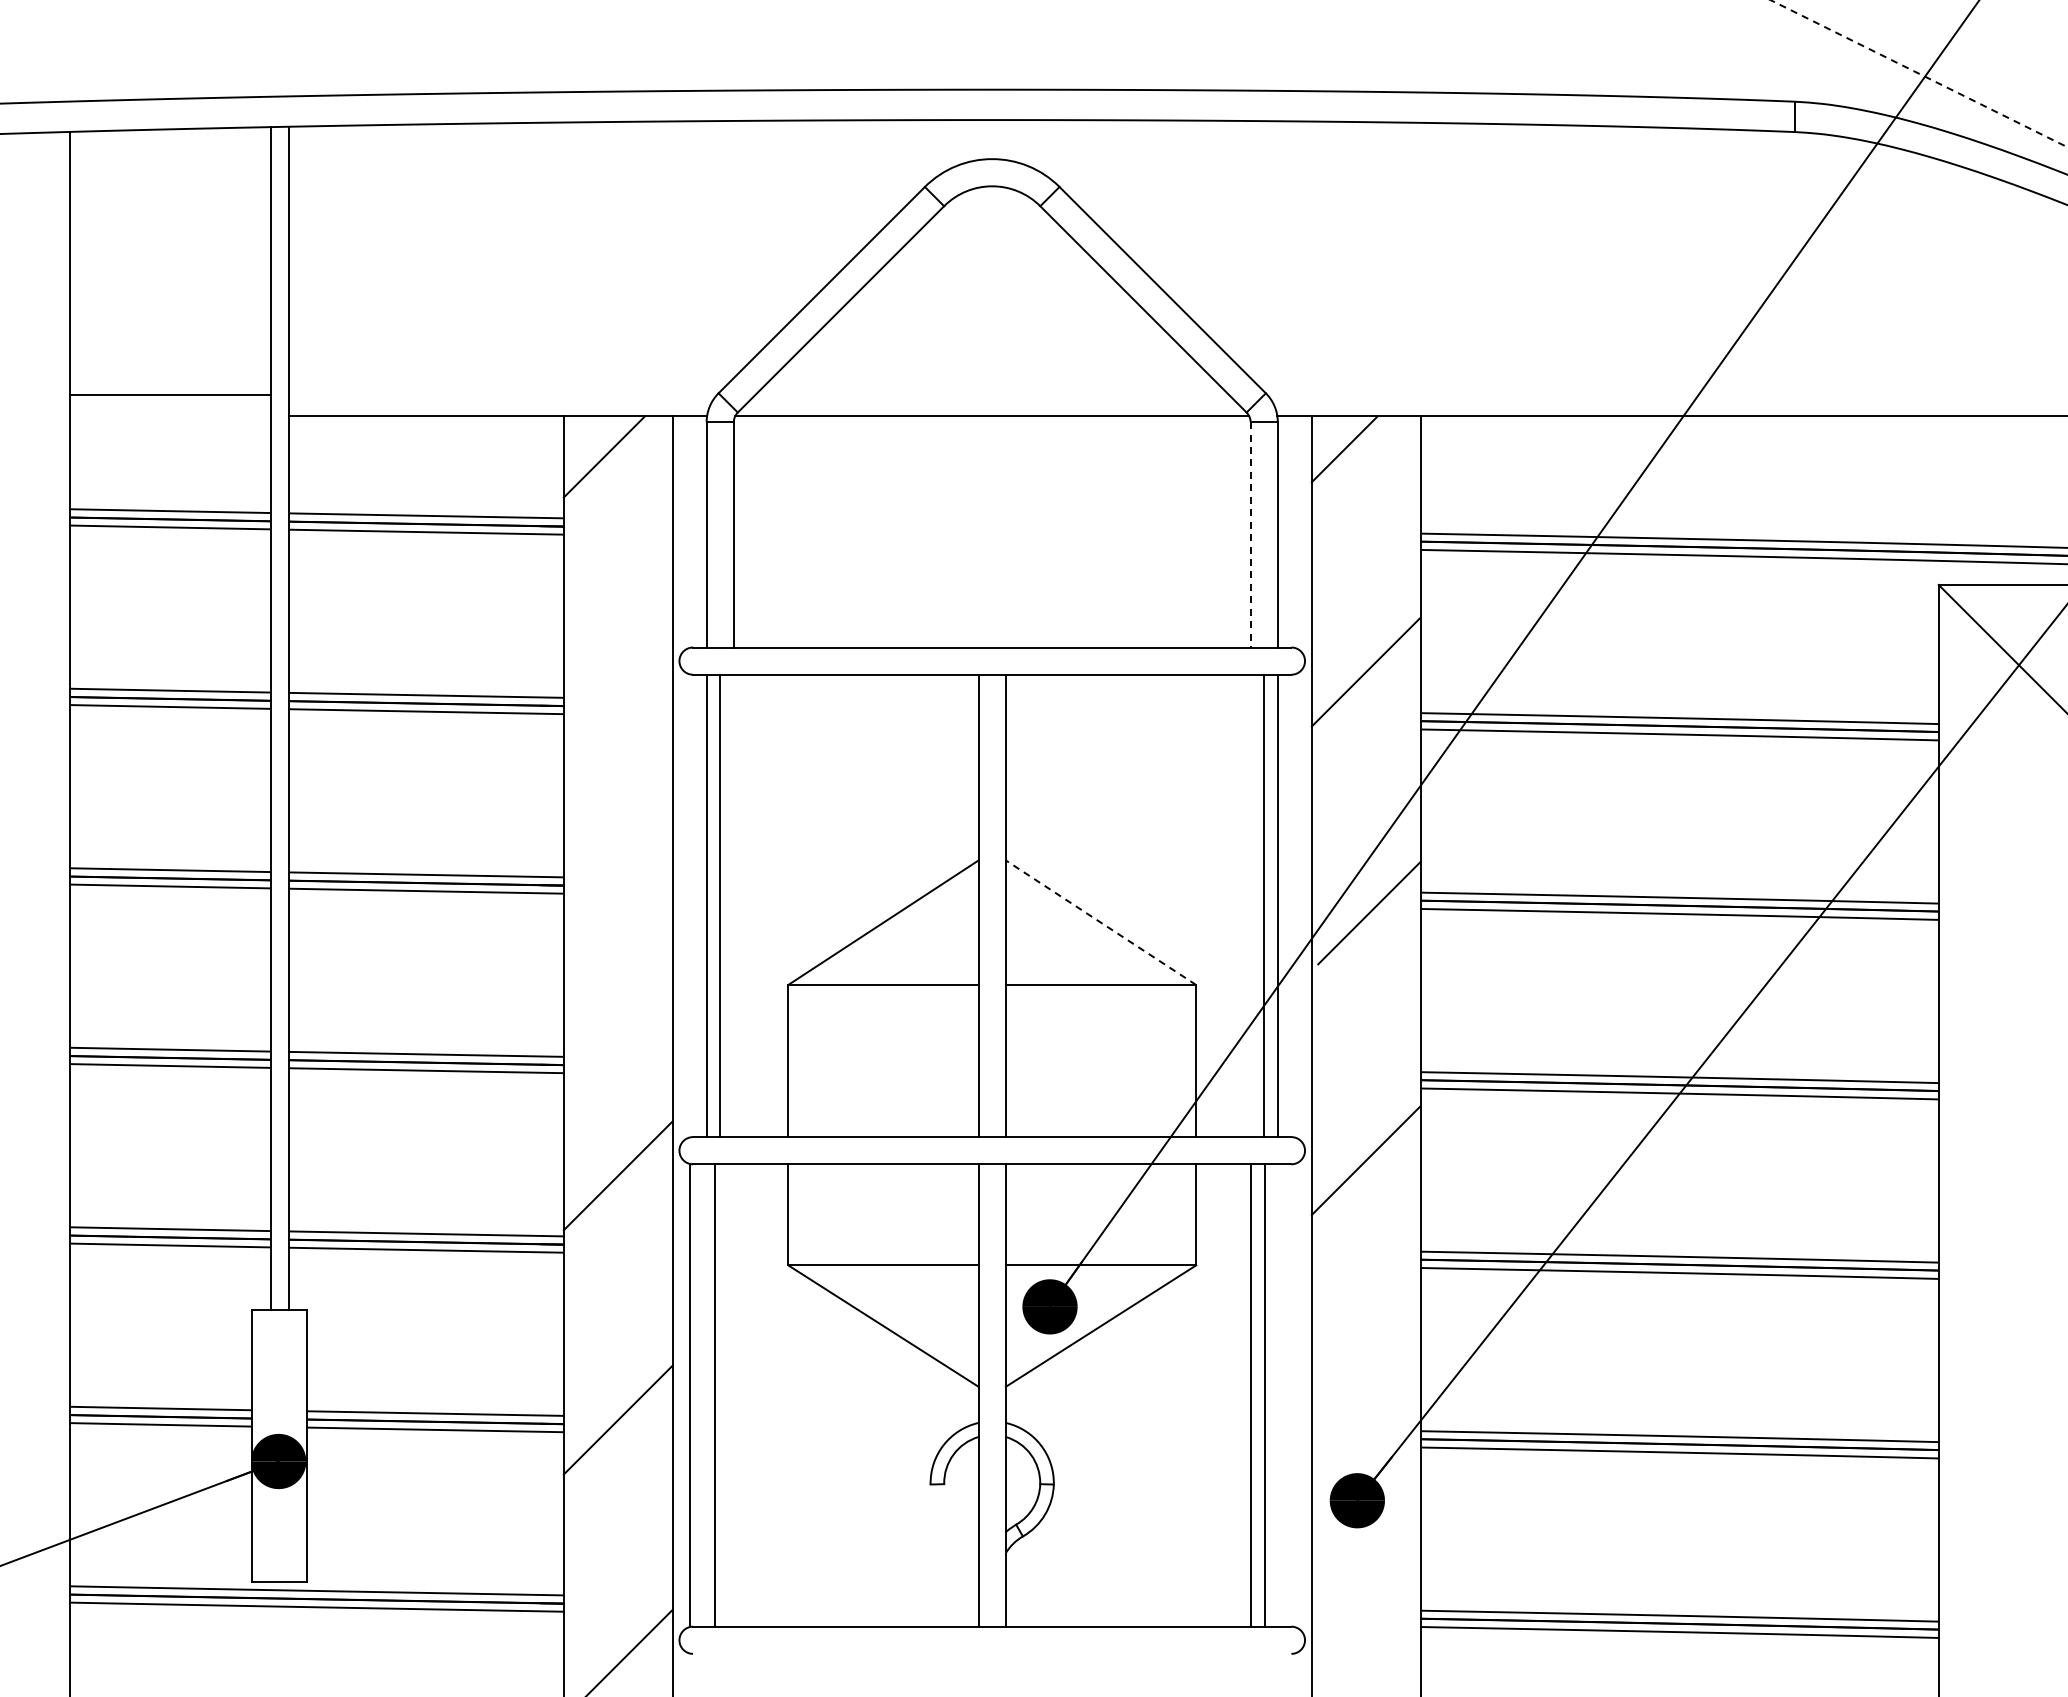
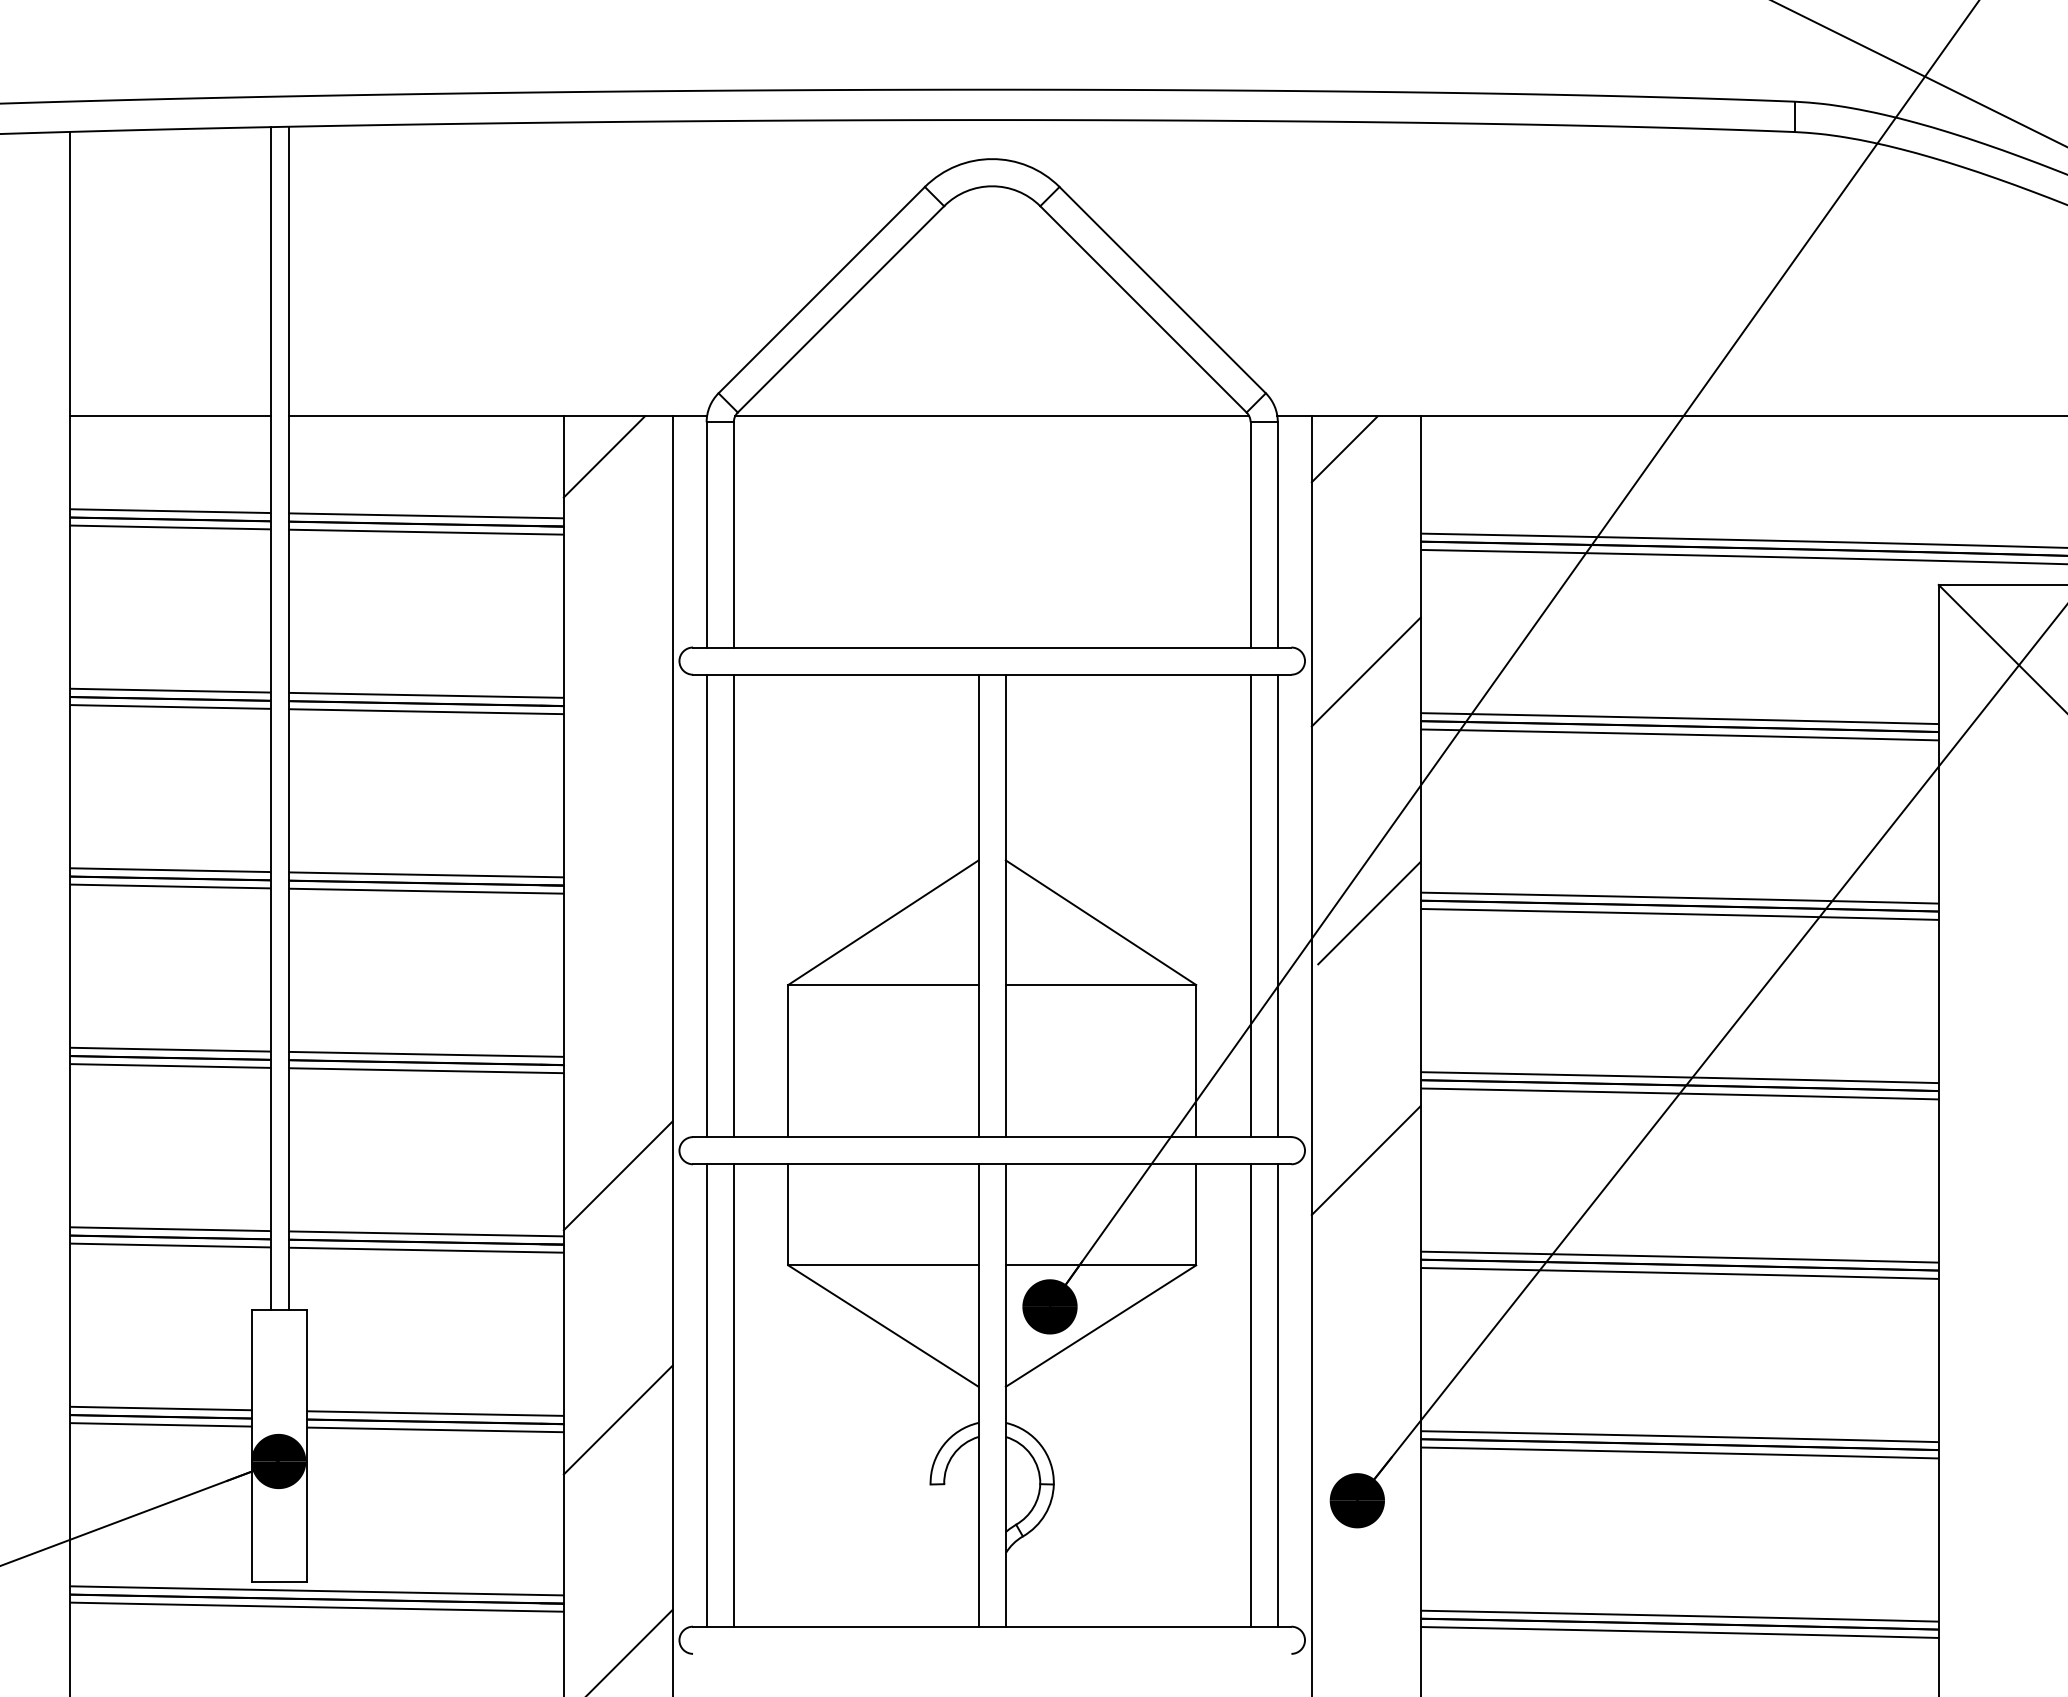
line: dashed -> solid (1918, 73)
line position: (170, 395) -> (170, 416) (170, 416)
line: dashed -> solid (1250, 534)
line position: (719, 905) -> (733, 905) (733, 905)
line position: (1263, 905) -> (1250, 905) (1250, 905)
line: dashed -> solid (1101, 922)
line position: (689, 1395) -> (706, 1395) (706, 1395)
line position: (714, 1395) -> (733, 1395) (733, 1395)
line position: (1264, 1395) -> (1277, 1395) (1277, 1395)
